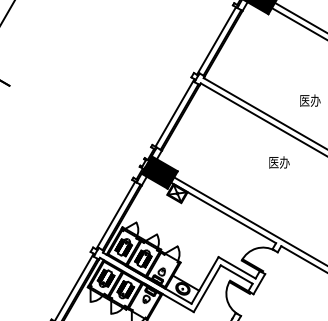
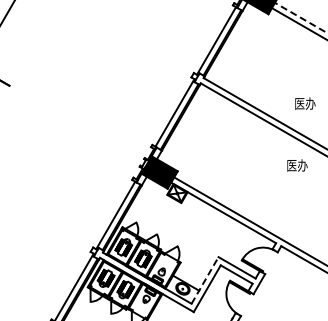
line: solid -> dashed (299, 16)
text position: (310, 100) -> (305, 103) (305, 103)
text position: (279, 162) -> (297, 165) (297, 165)
line: solid -> dashed (205, 280)
